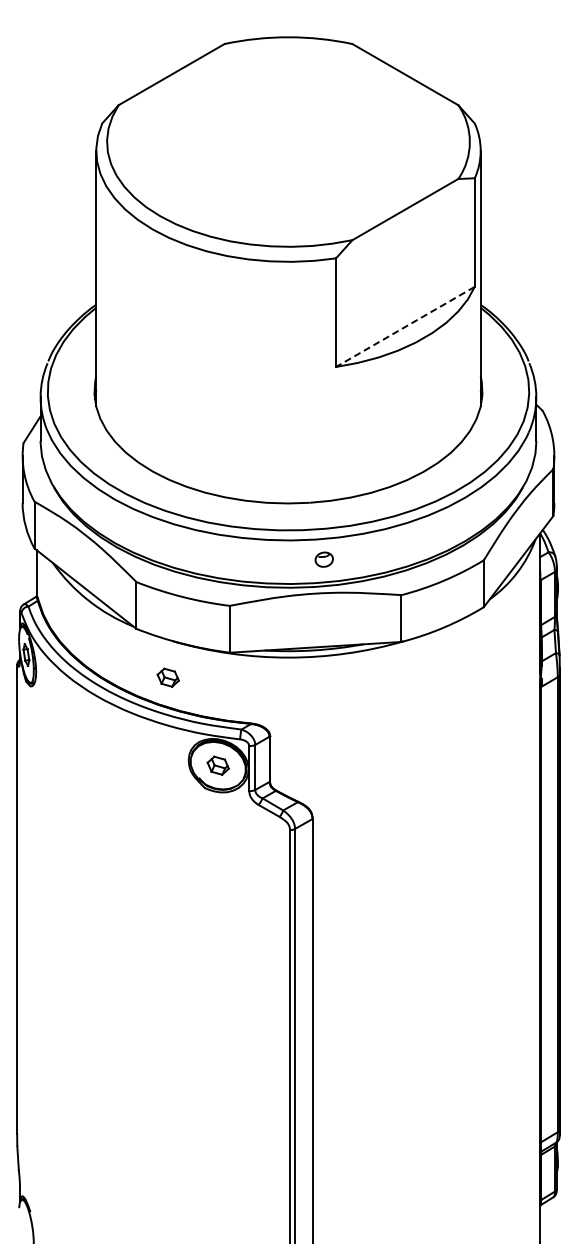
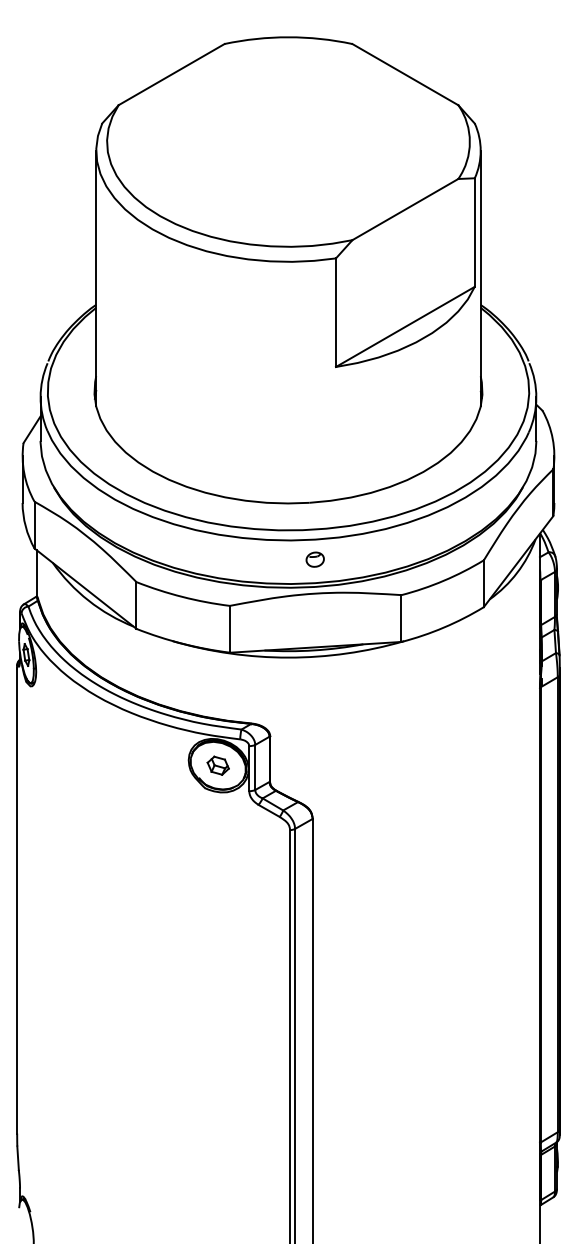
line: dashed -> solid (404, 327)
part position: (323, 559) -> (314, 559) (314, 559)
part: present -> none (167, 677)
